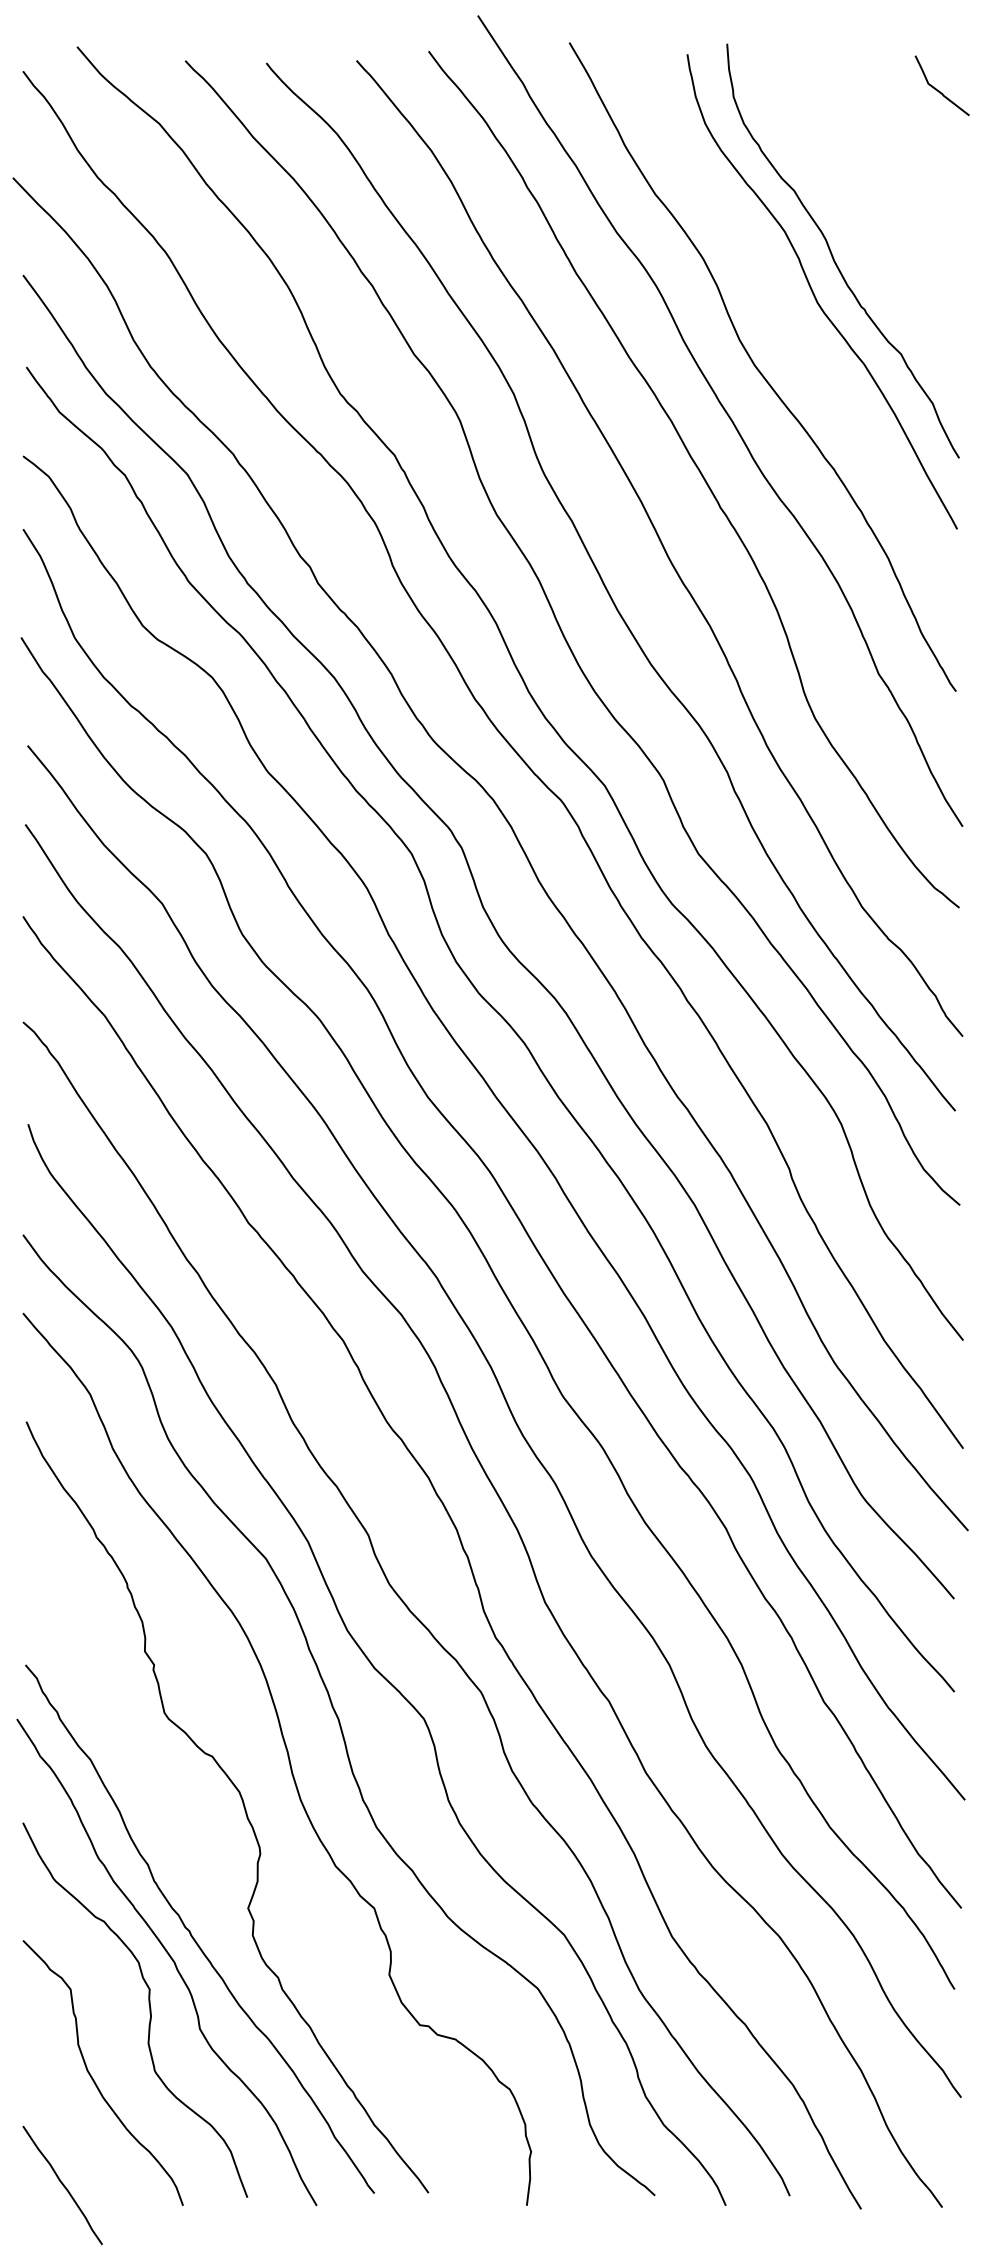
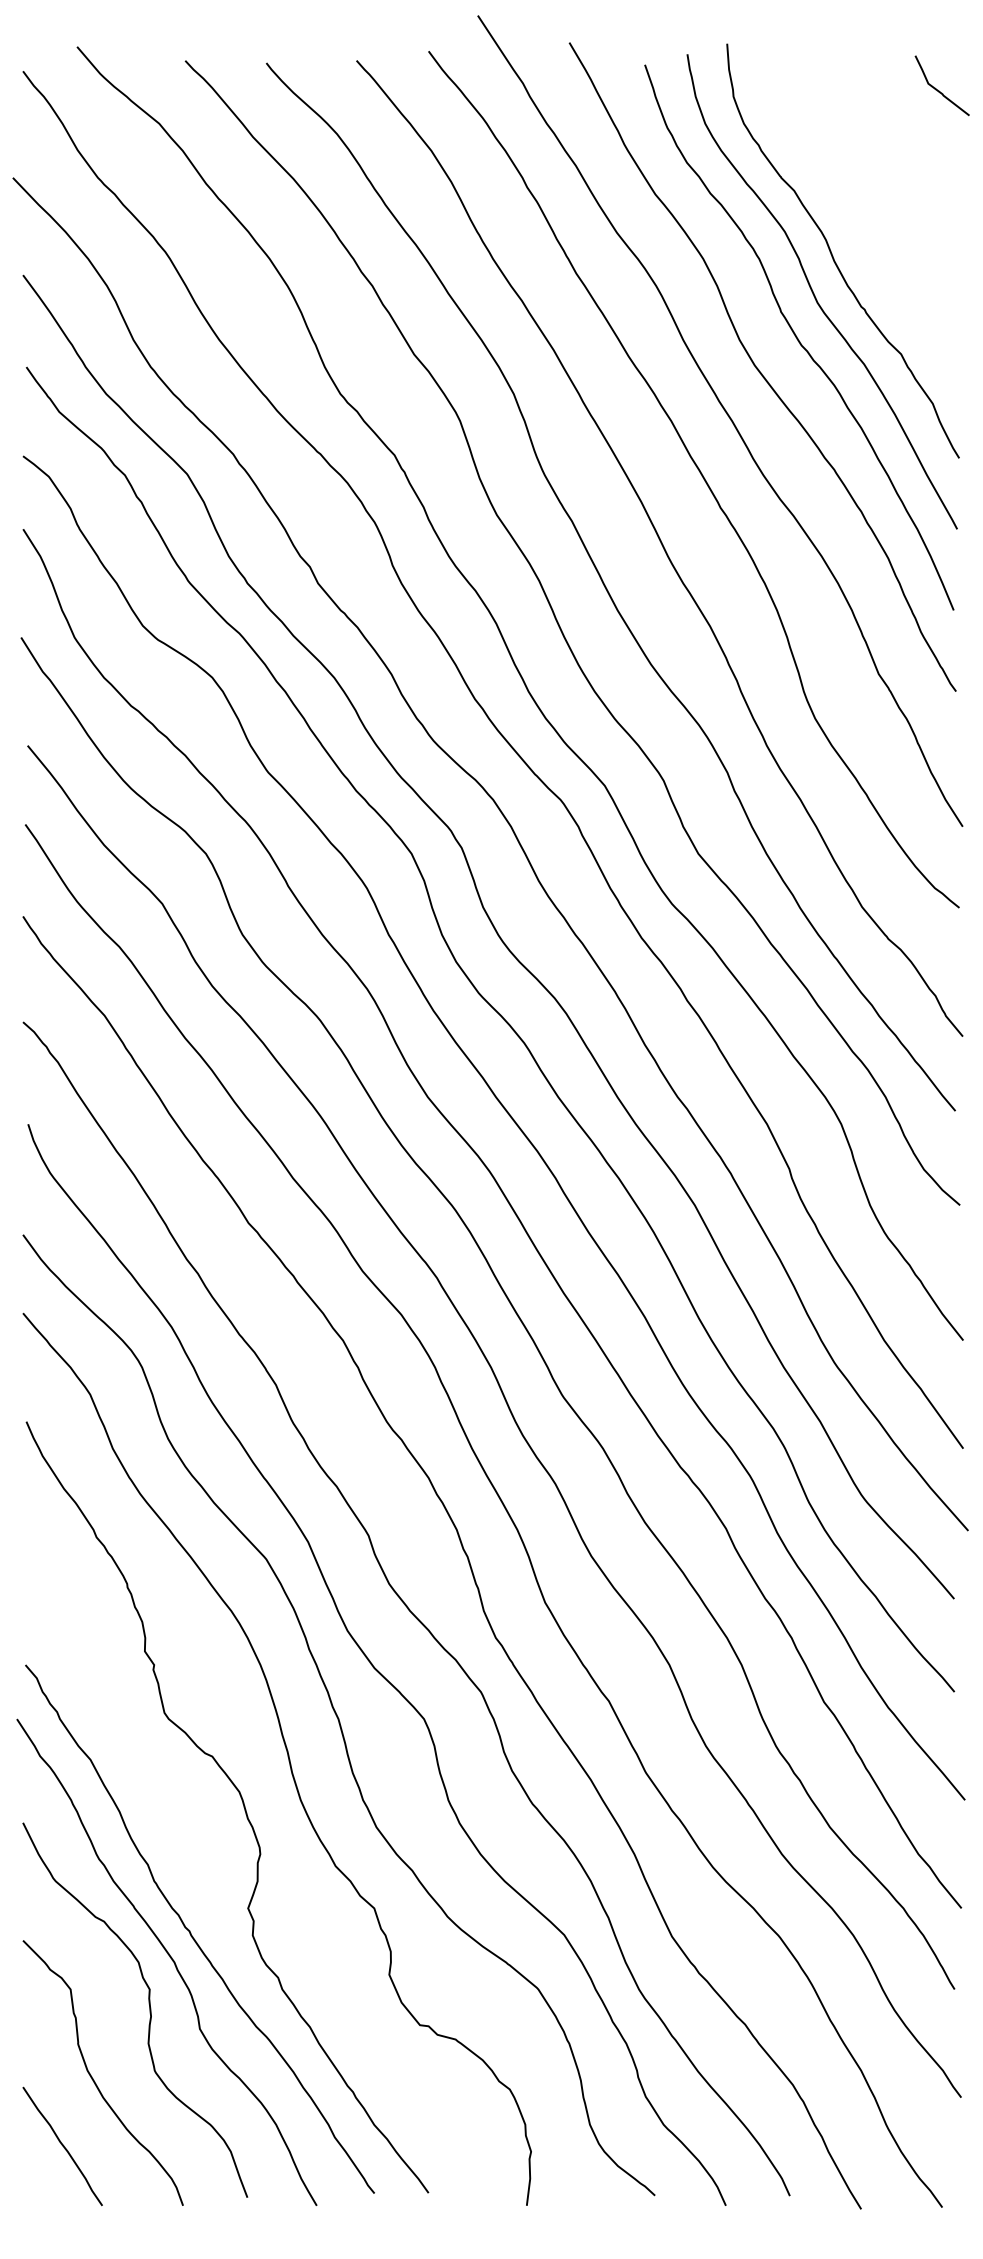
curve: none -> present (798, 338)
curve position: (62, 2185) -> (62, 2146) (62, 2146)
